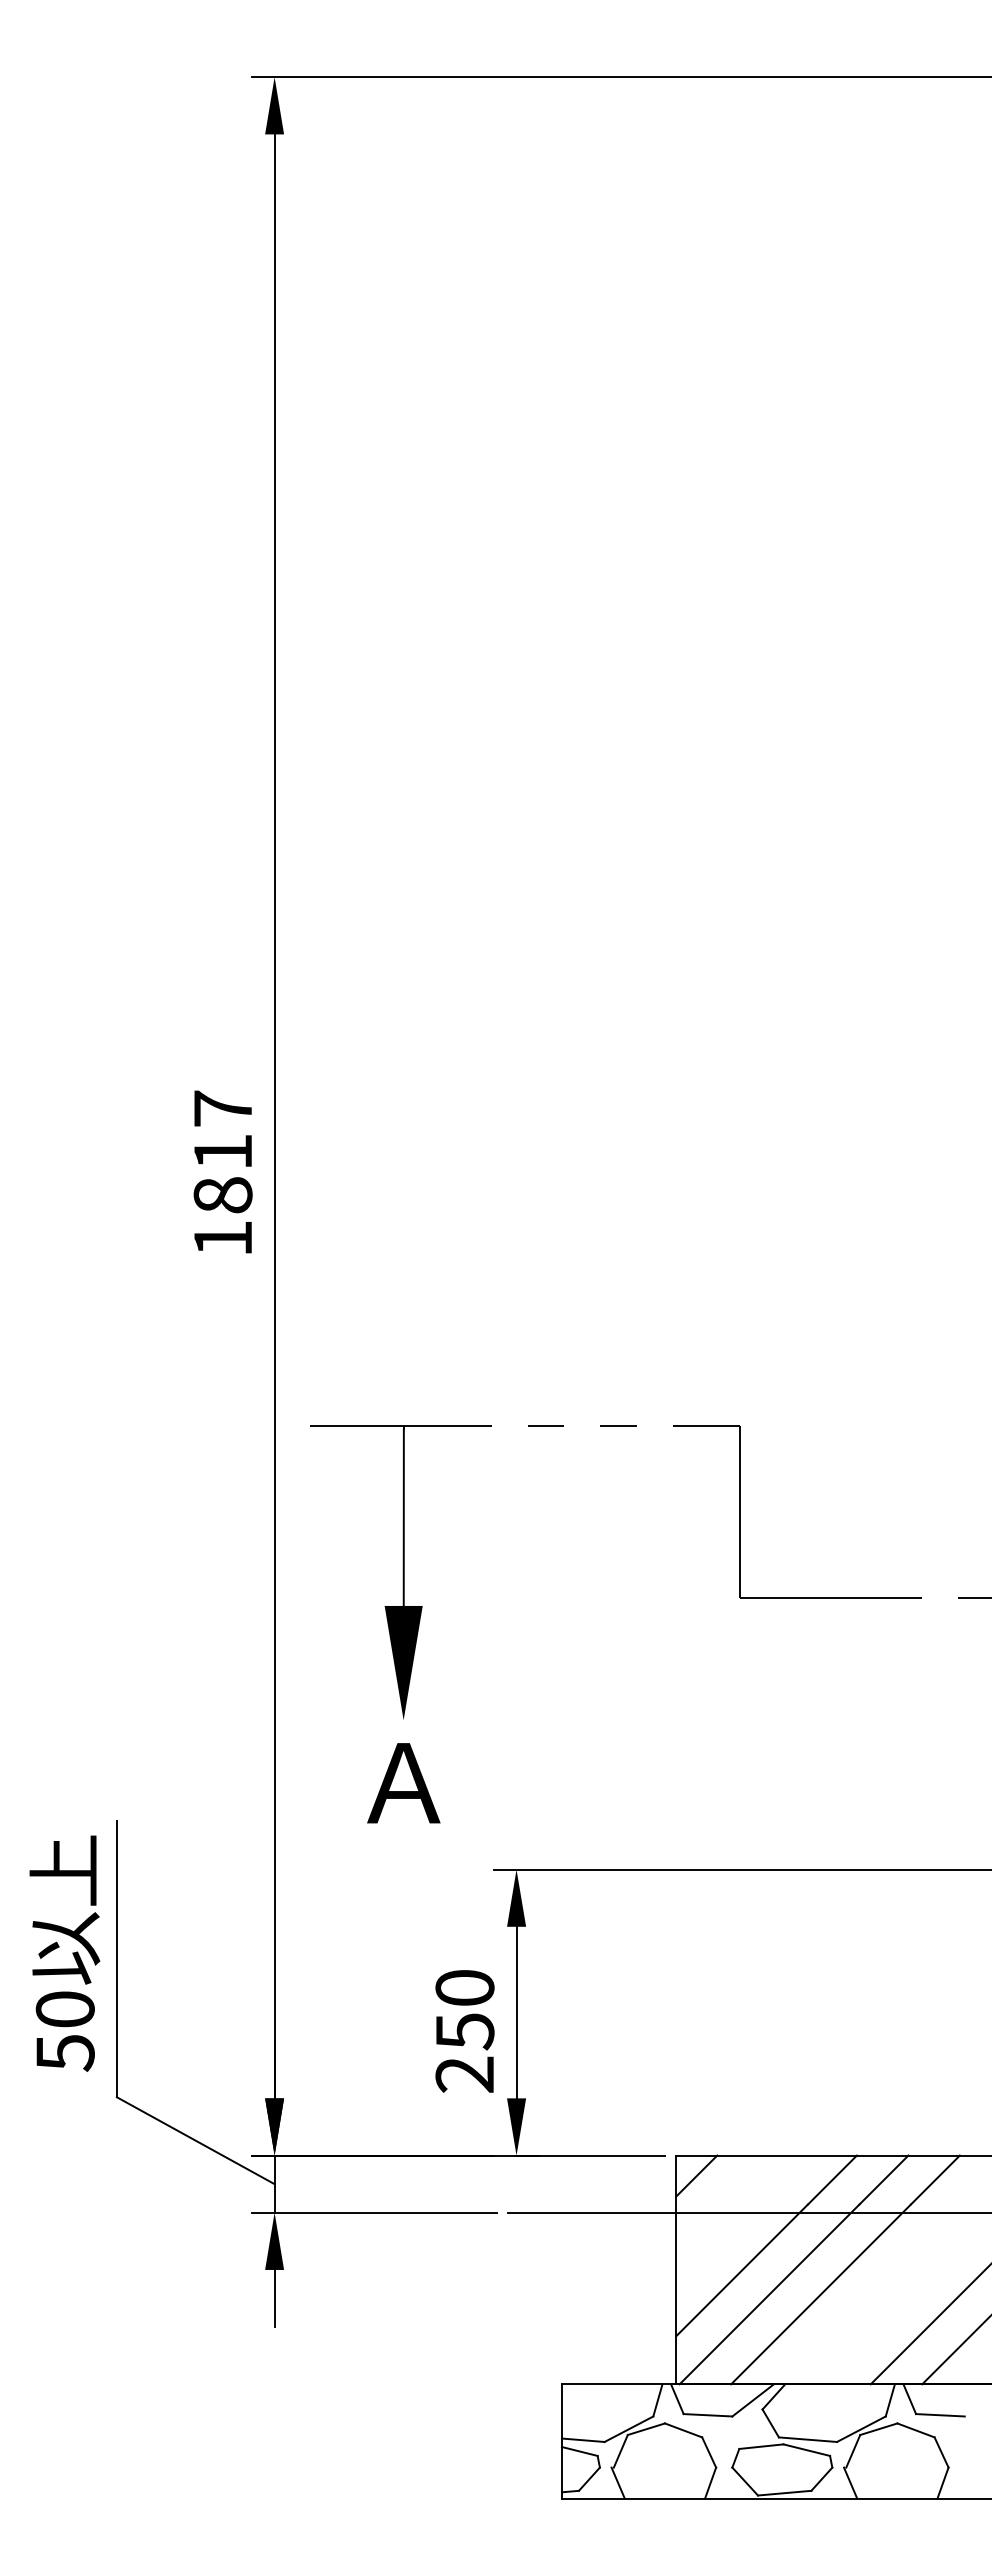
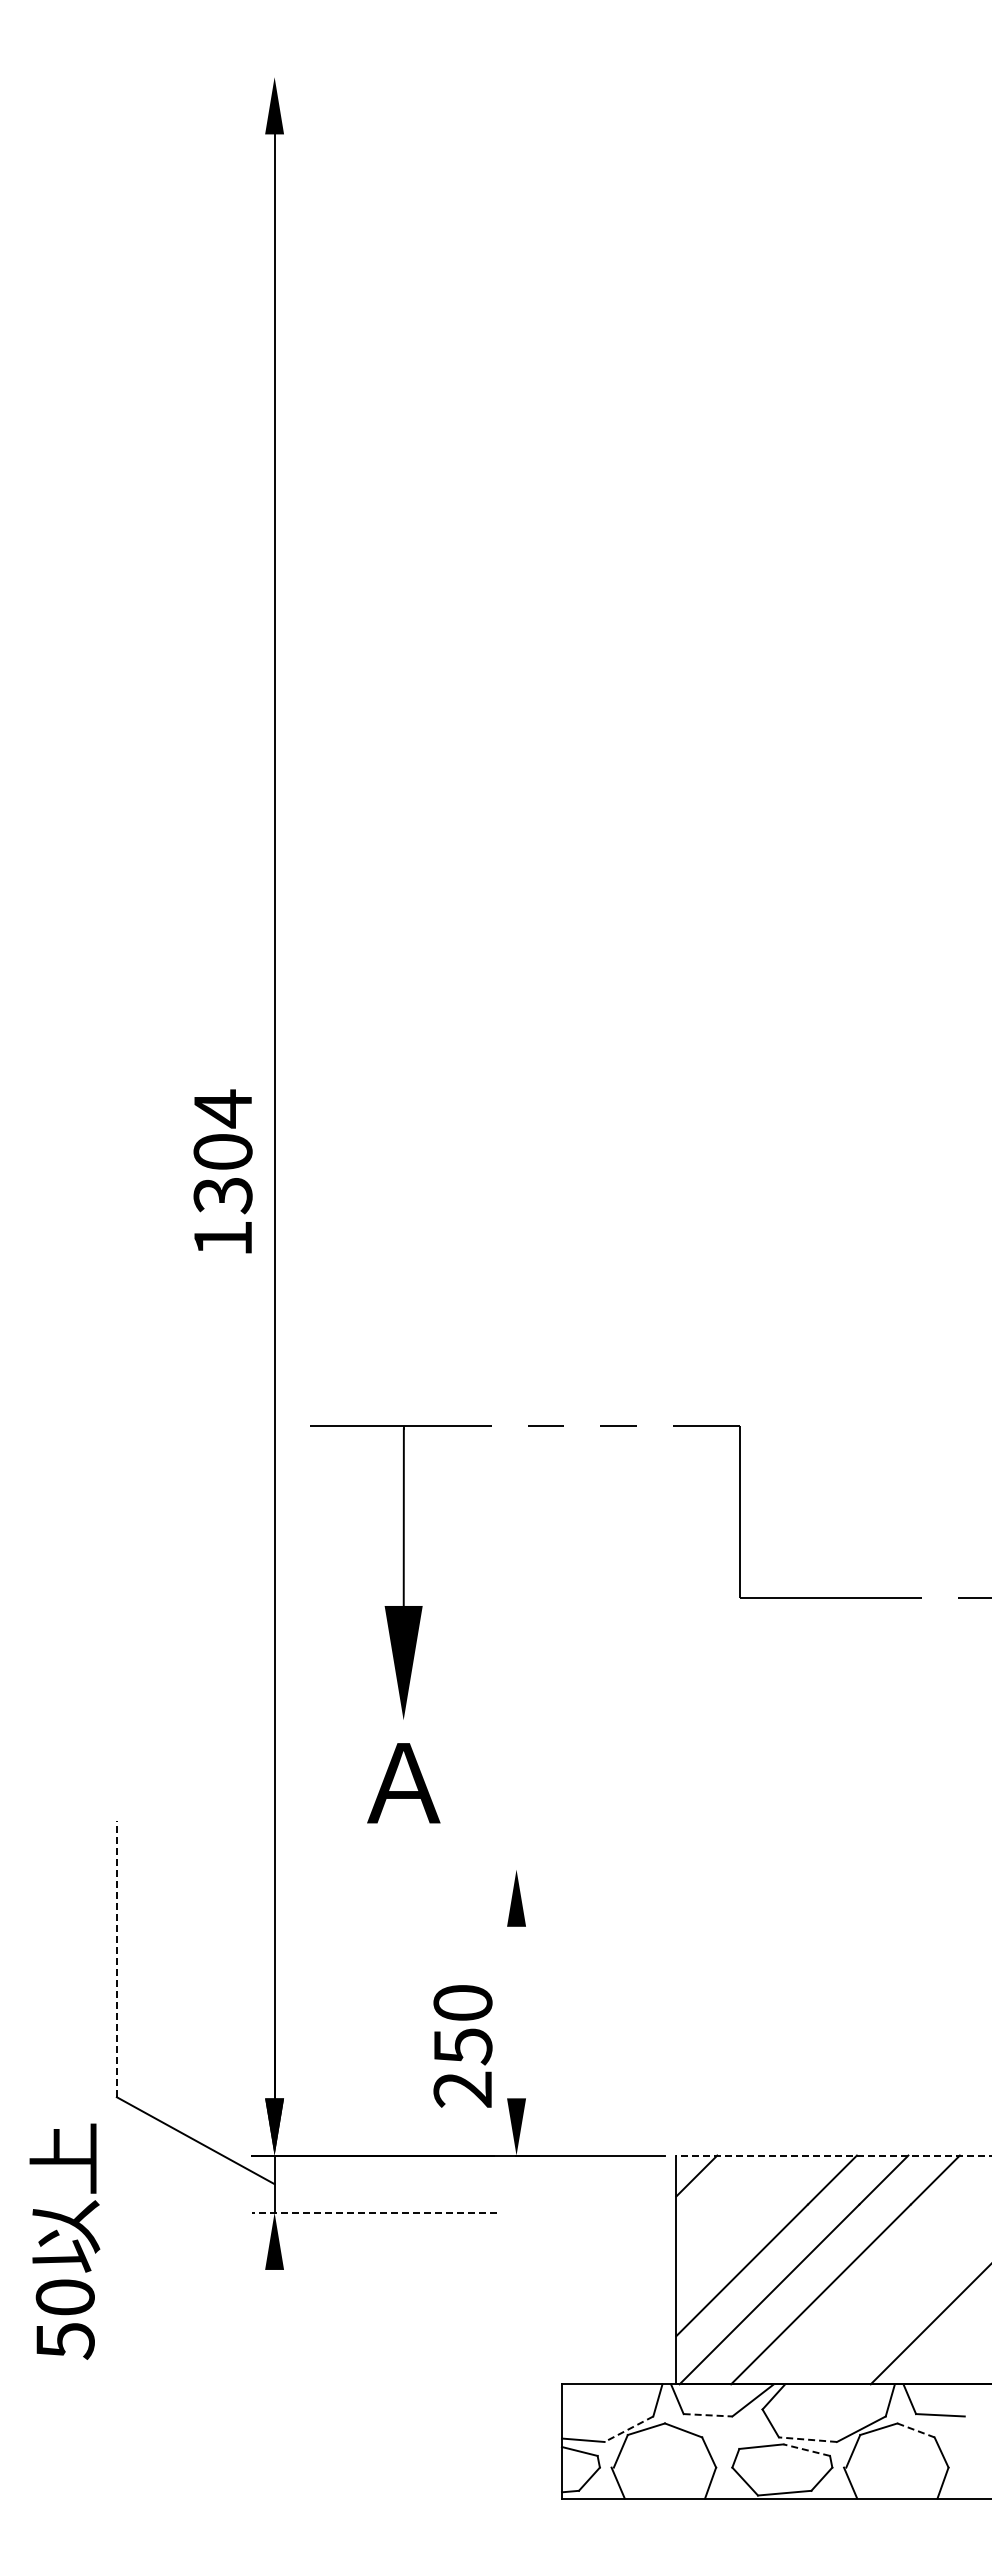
line: present -> none (619, 77)
text: 1817 -> 1304 (222, 1151)
line: present -> none (740, 1869)
text position: (64, 1953) -> (64, 2241) (64, 2241)
line: solid -> dashed (116, 1958)
line: present -> none (516, 2012)
text position: (464, 2031) -> (462, 2046) (462, 2046)
line: solid -> dashed (833, 2155)
line: solid -> dashed (374, 2212)
line: present -> none (748, 2212)
line: present -> none (274, 2298)
line: present -> none (955, 2350)
line: solid -> dashed (708, 2415)
line: solid -> dashed (628, 2429)
line: solid -> dashed (916, 2430)
line: solid -> dashed (807, 2439)
line: solid -> dashed (806, 2450)
